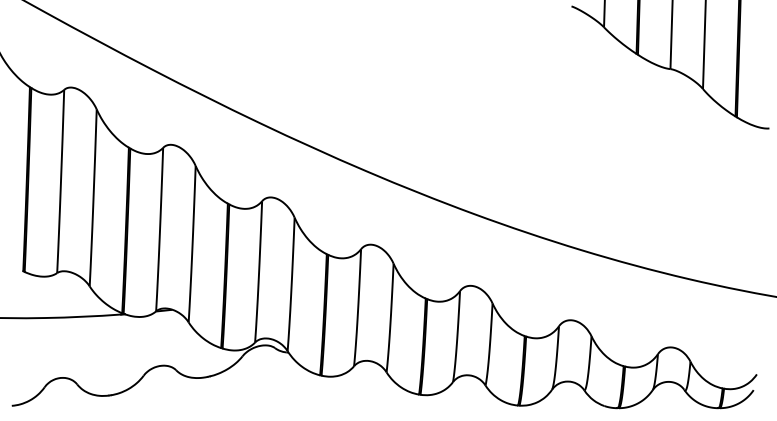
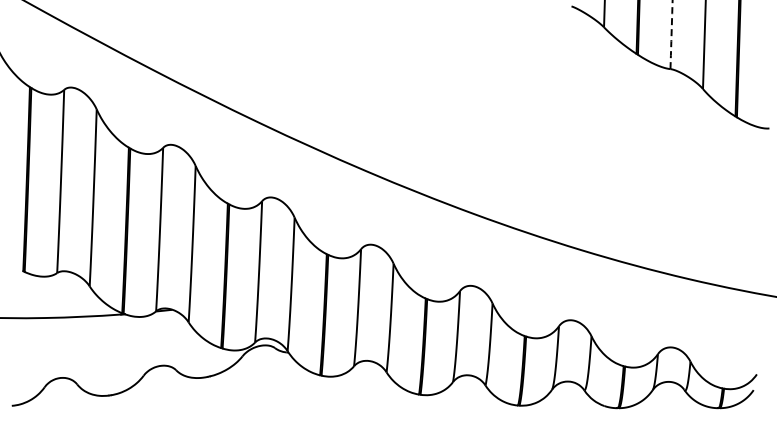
arc: solid -> dashed (671, 34)
